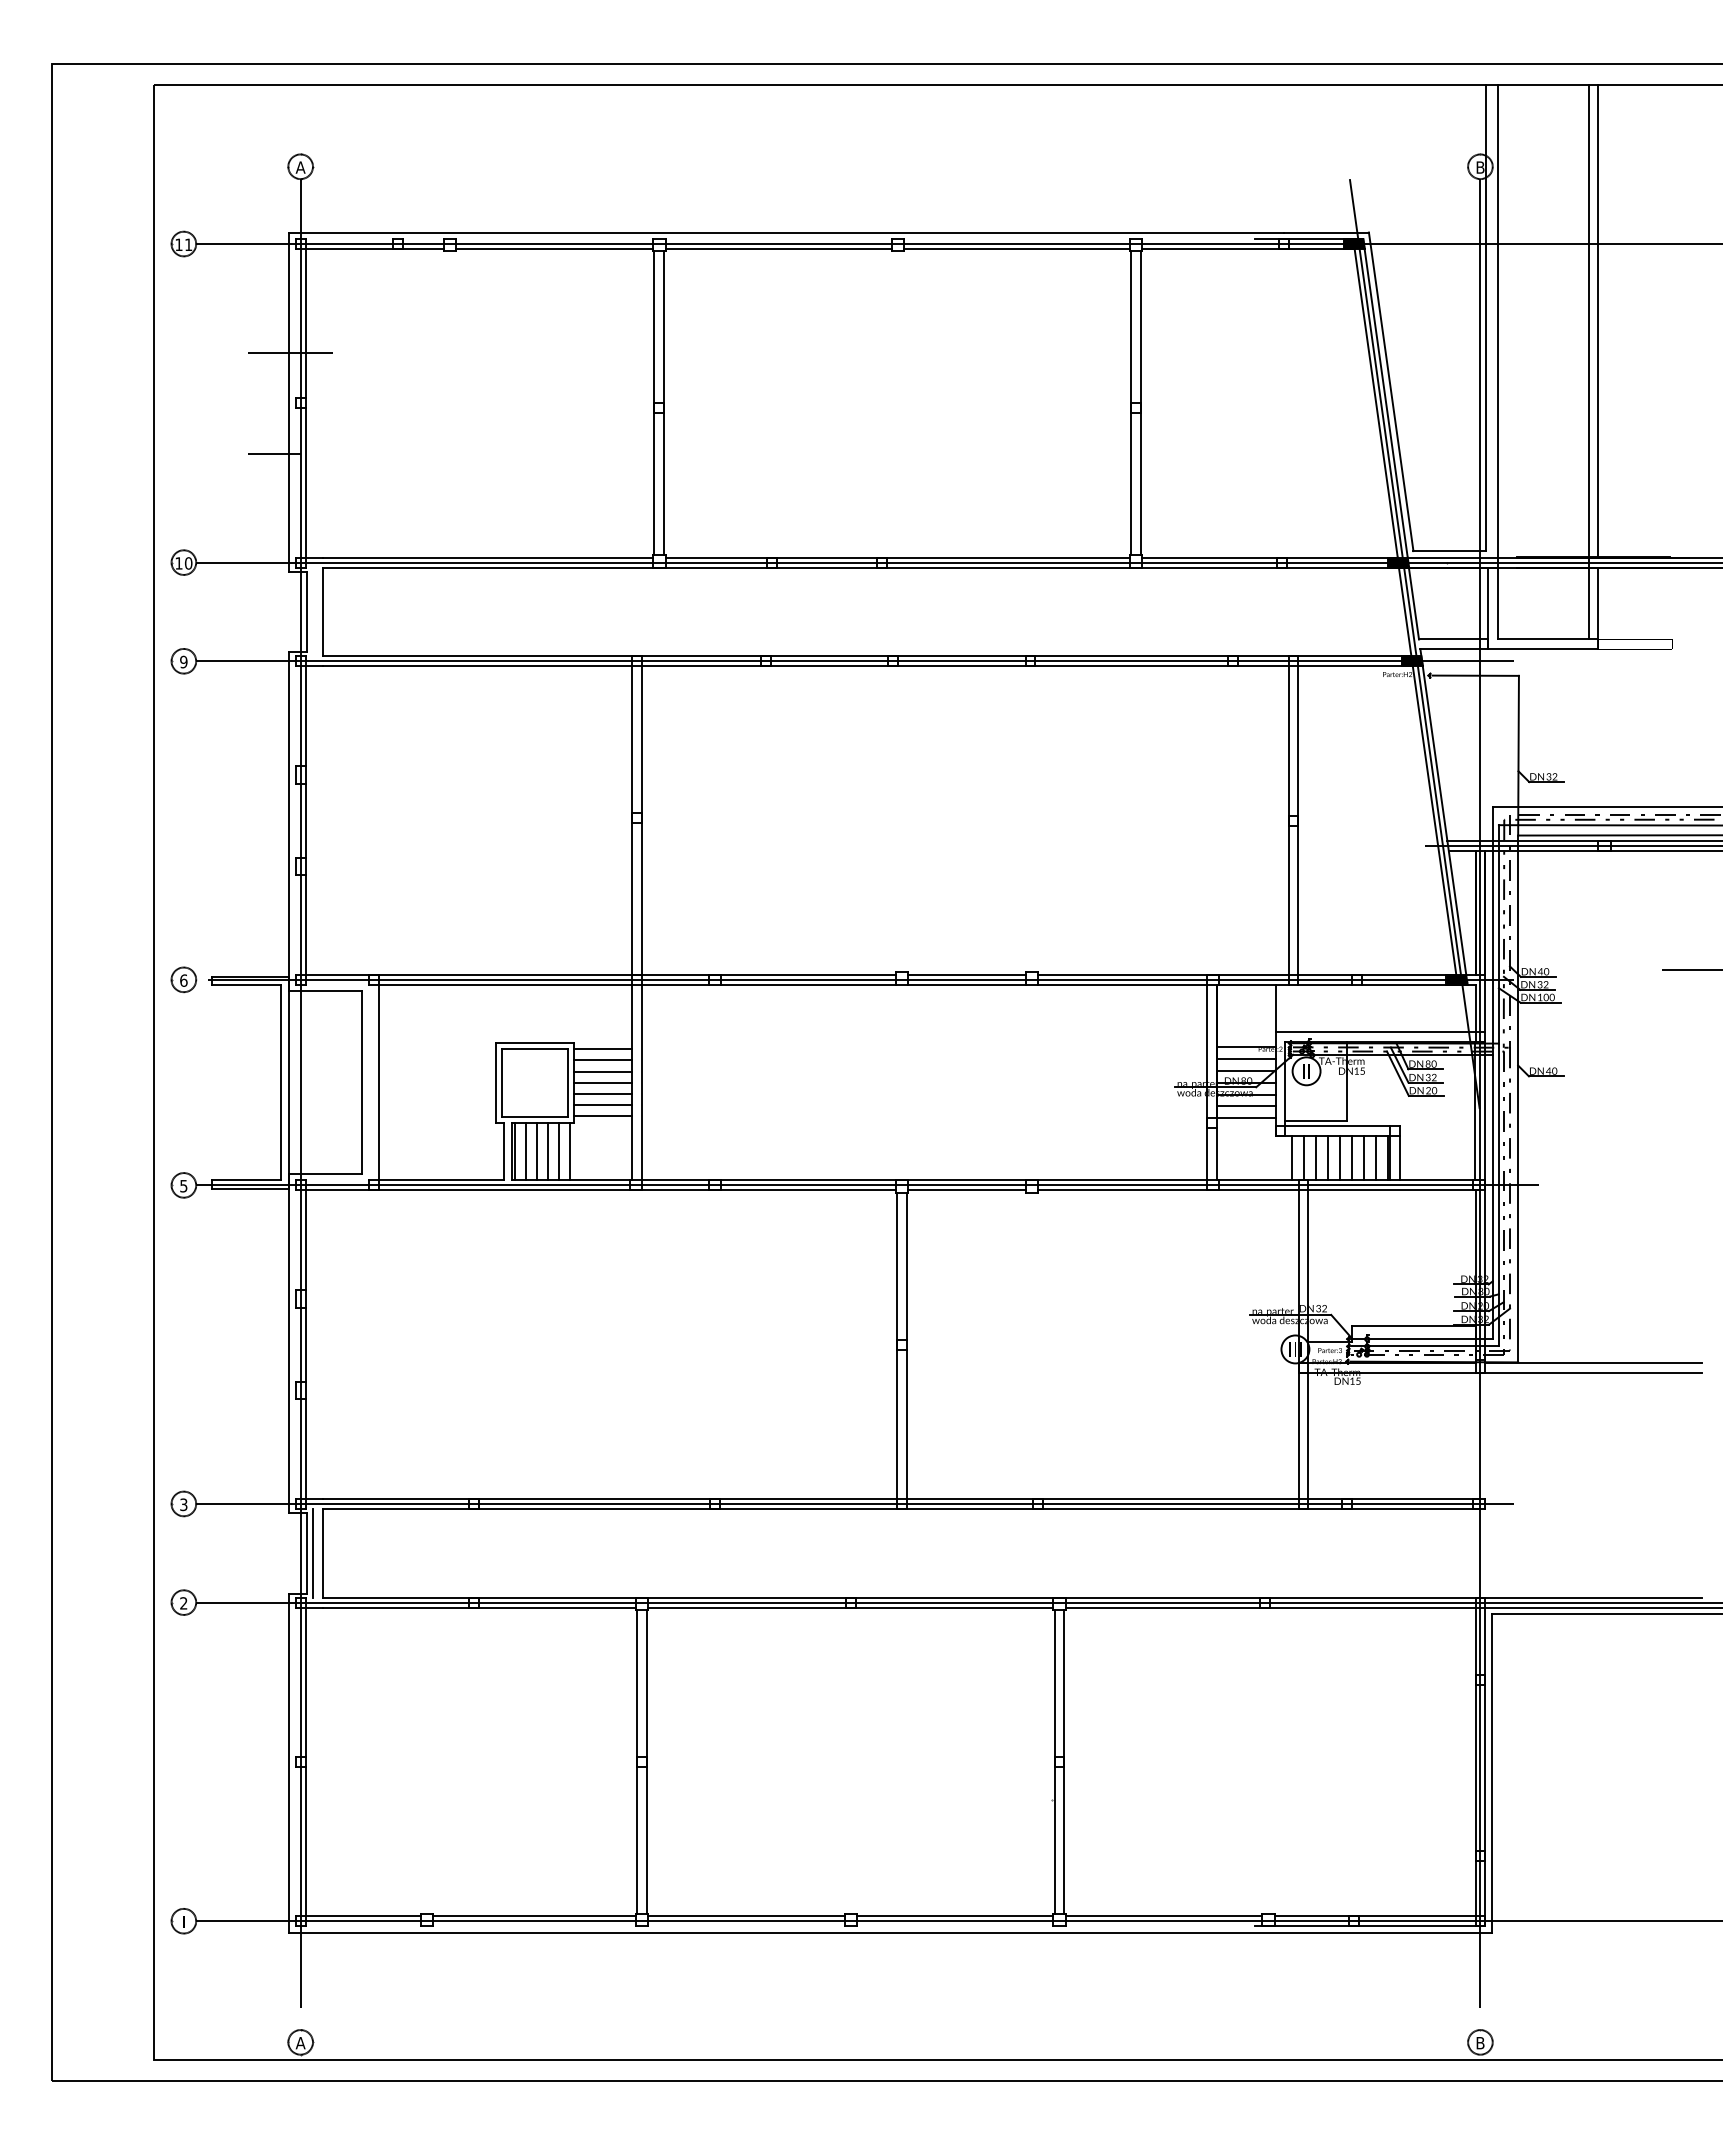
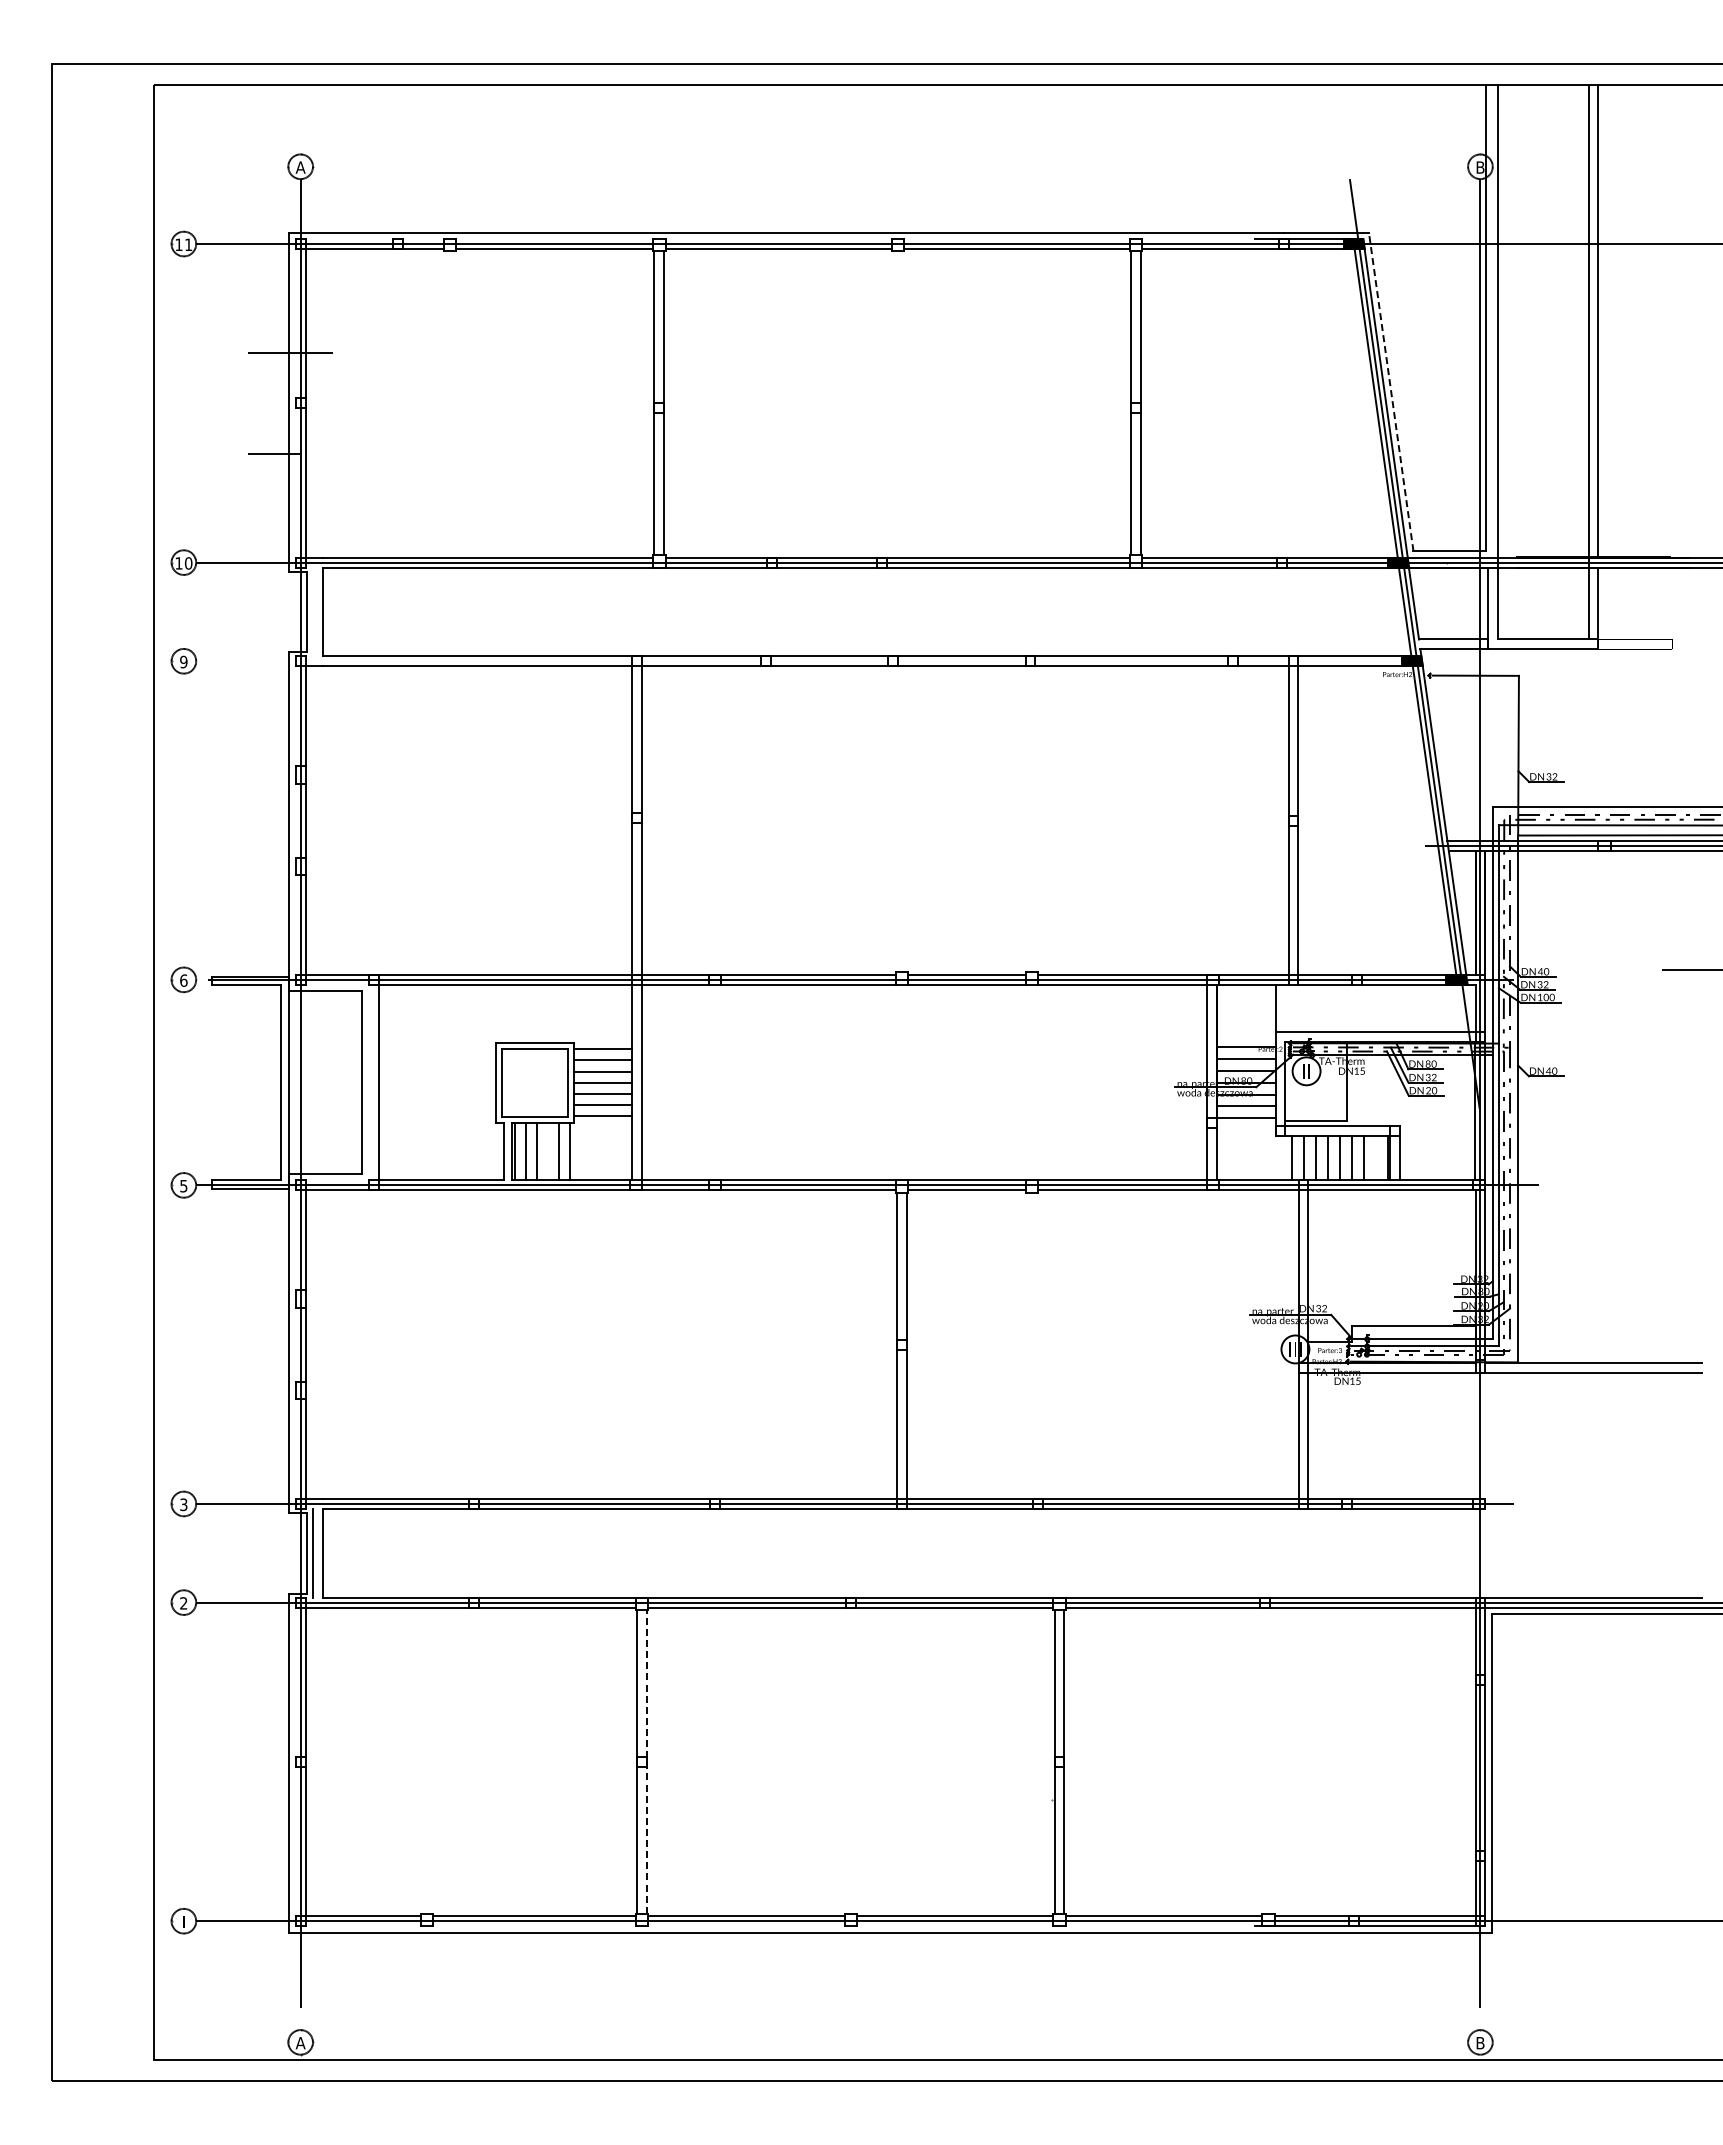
line: solid -> dashed (1391, 391)
line: present -> none (855, 661)
line: present -> none (548, 1151)
line: present -> none (1375, 1157)
line: solid -> dashed (646, 1761)
